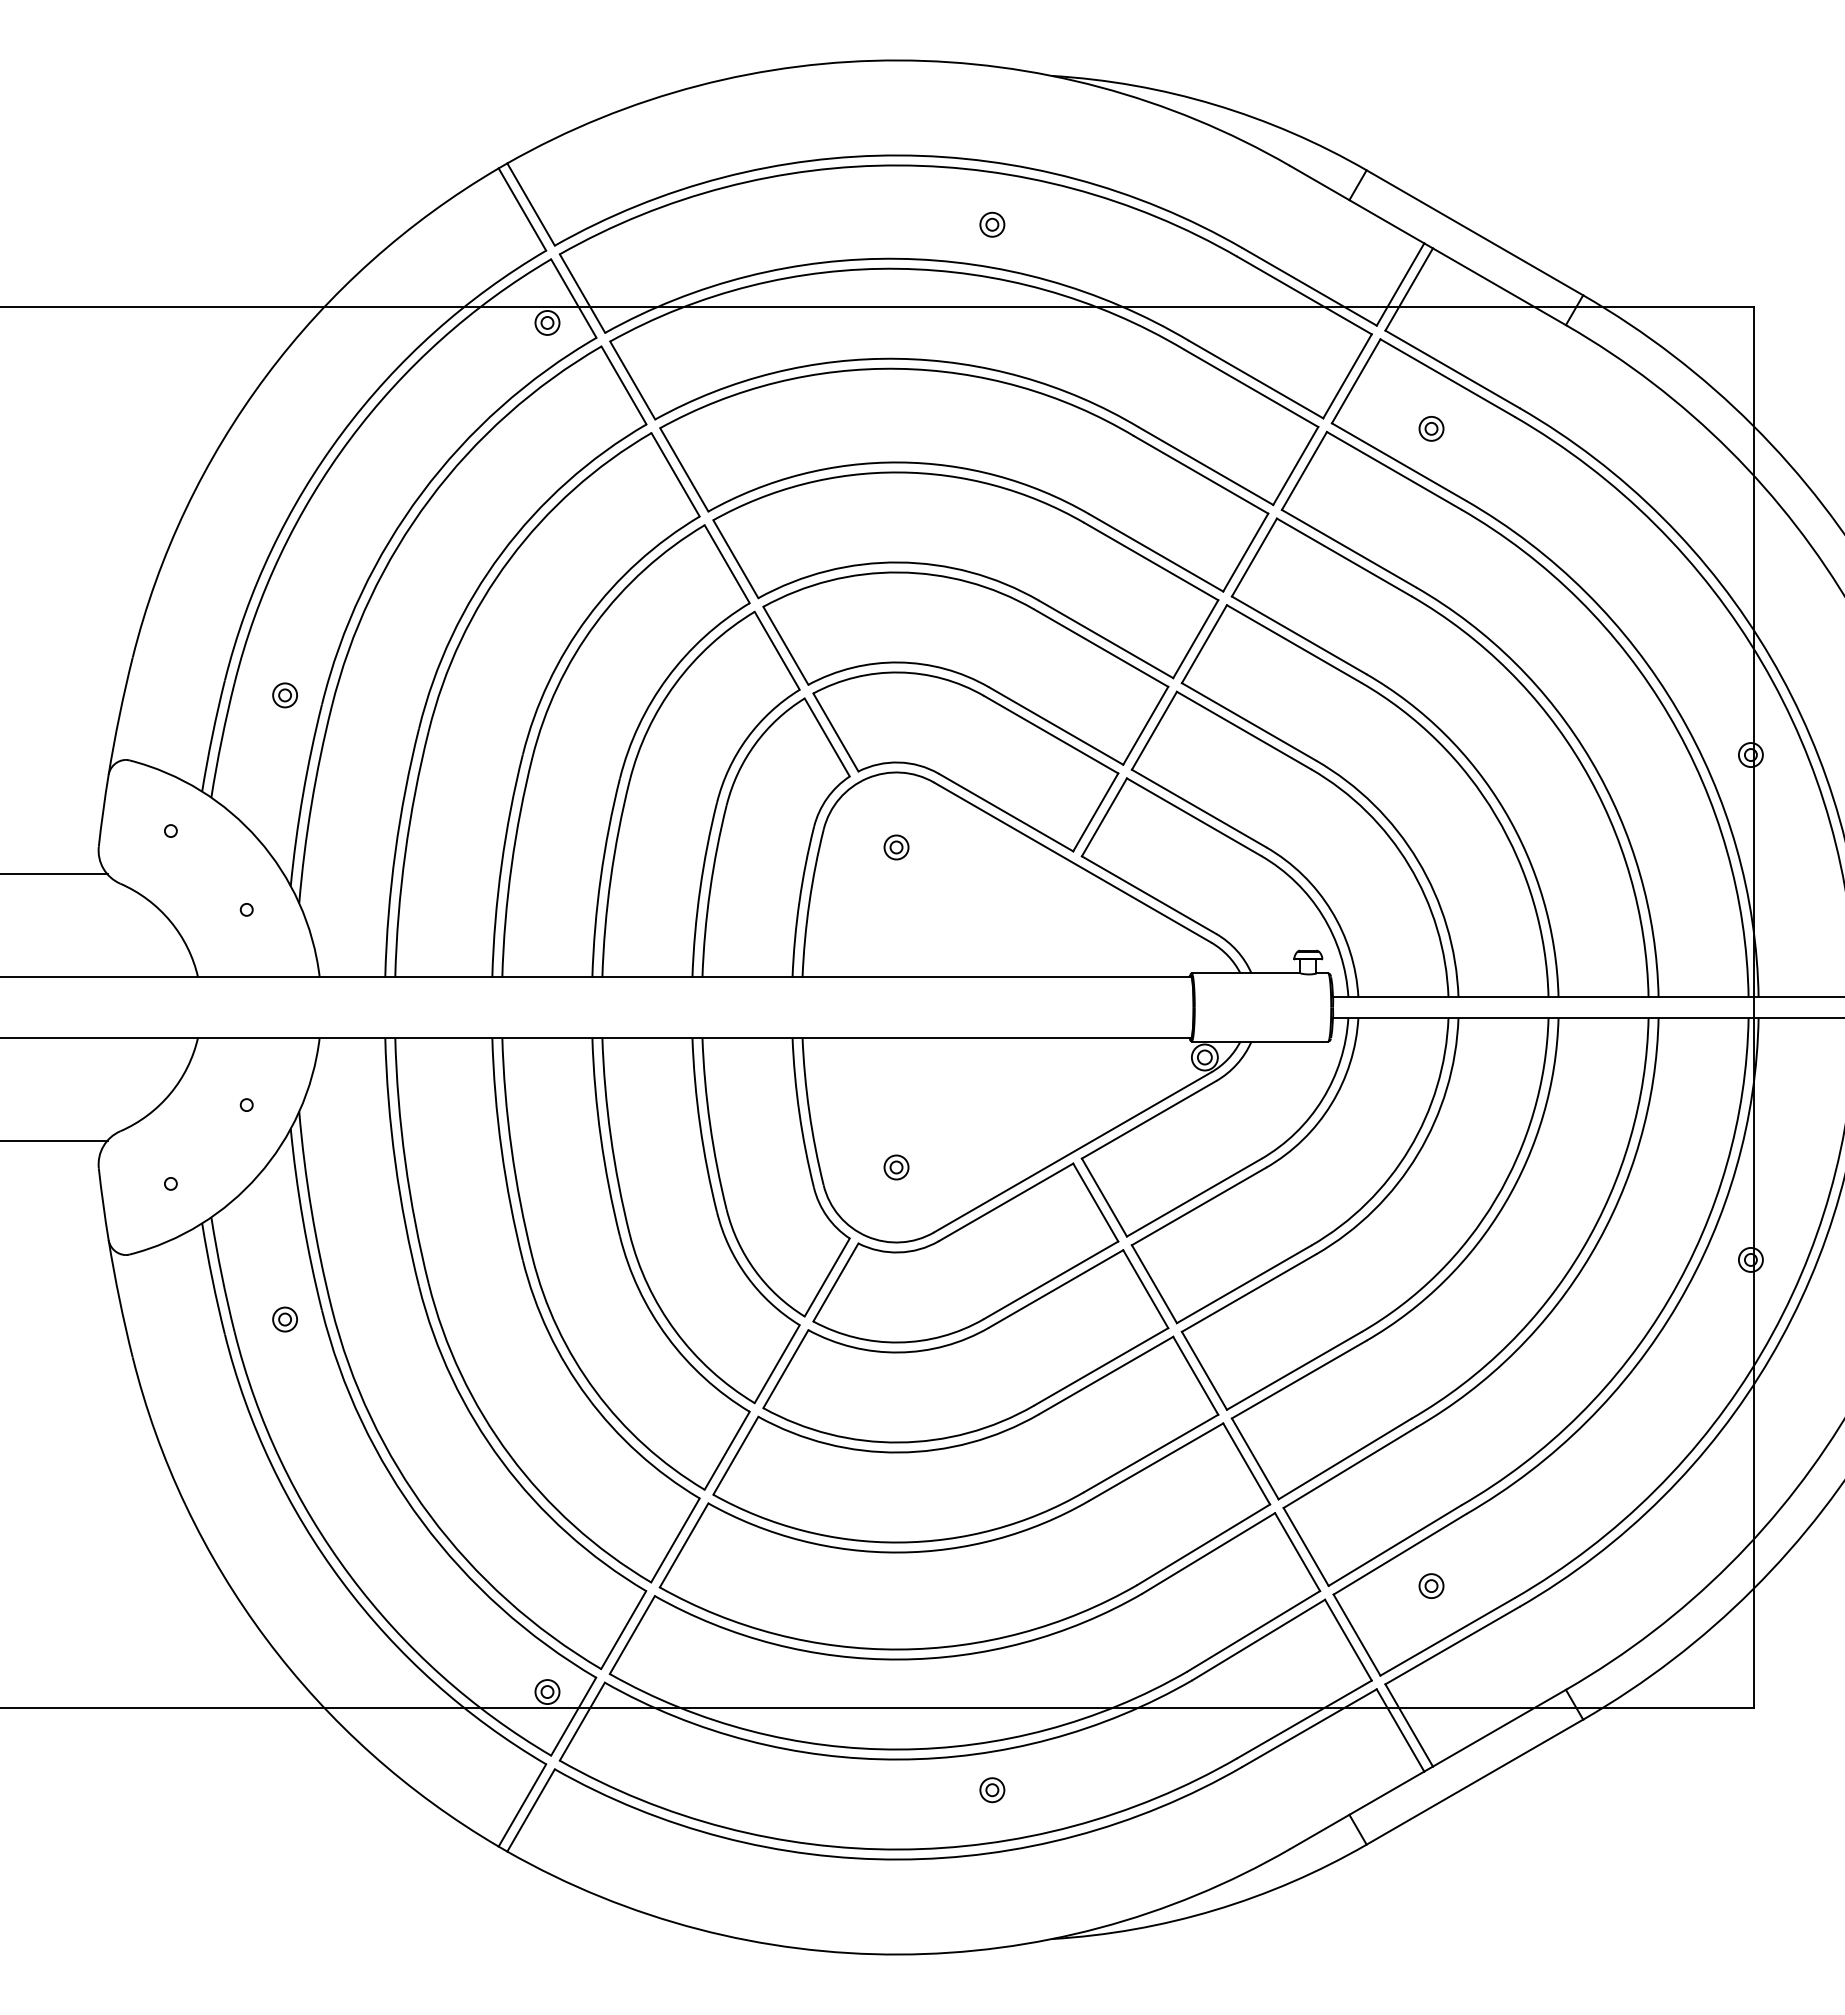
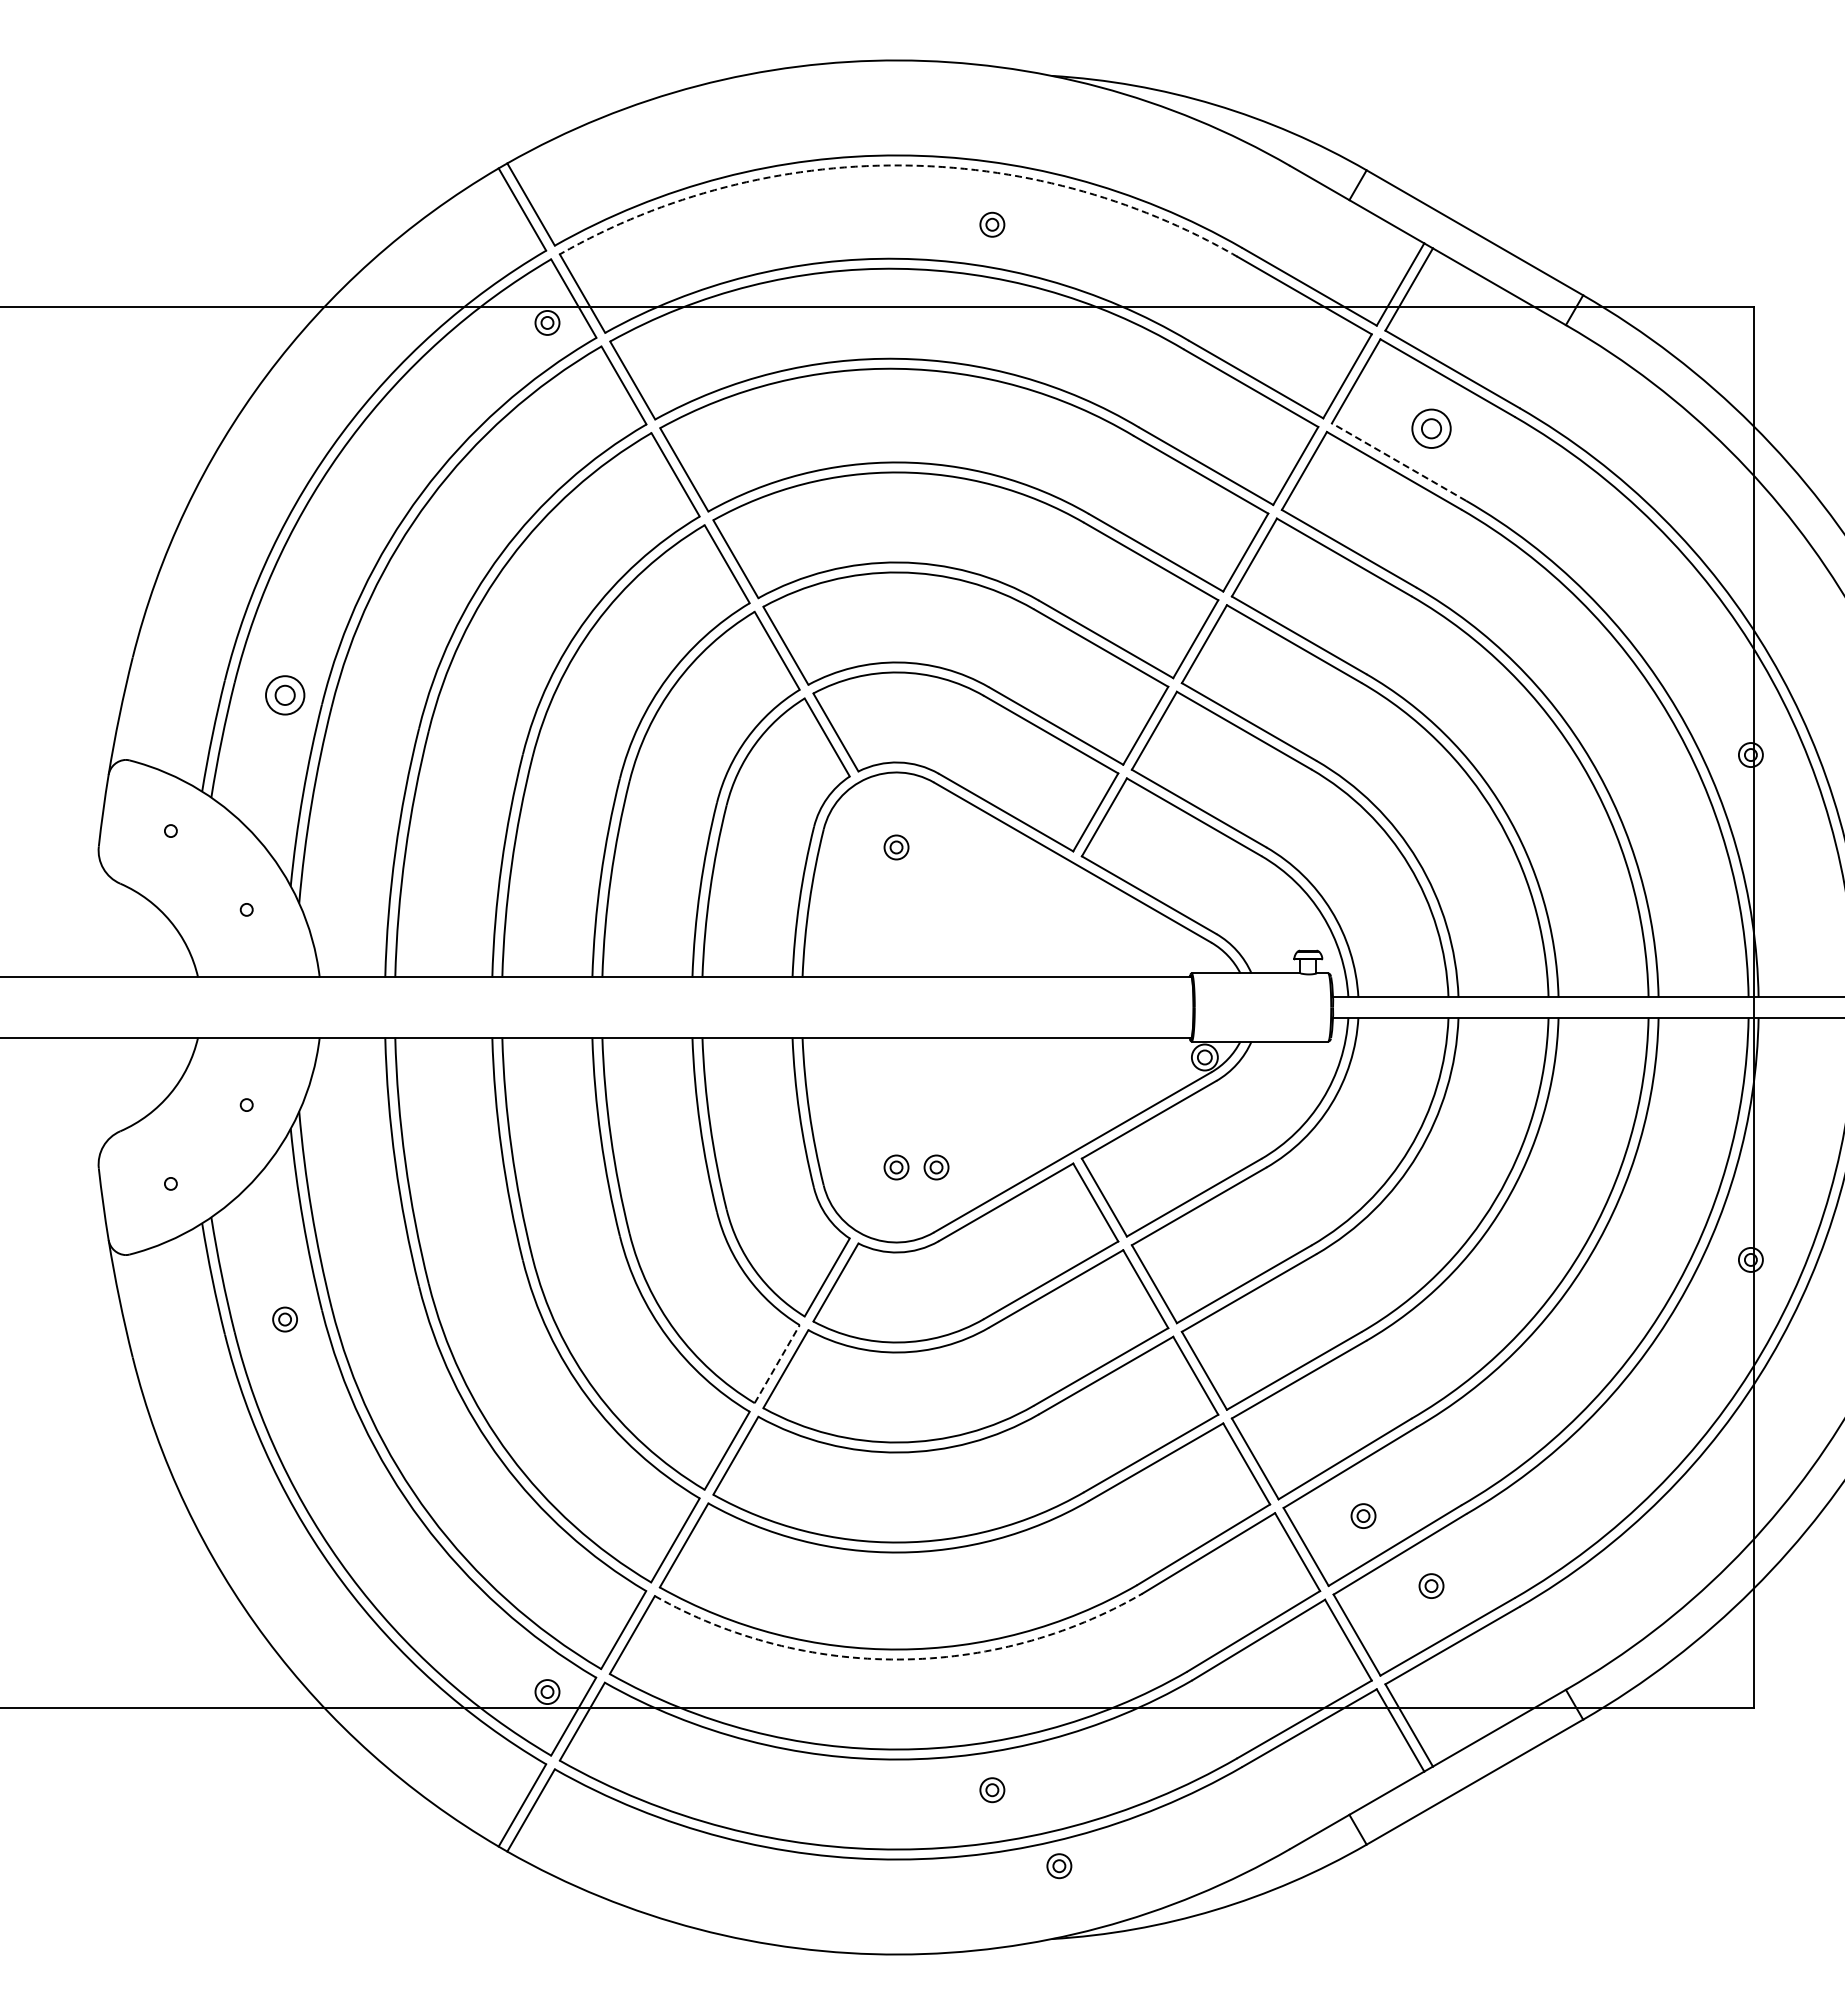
arc: solid -> dashed (899, 165)
part size: 27x26 px -> 41x41 px (1431, 428)
line: solid -> dashed (1399, 462)
part size: 26x27 px -> 41x41 px (285, 695)
line: present -> none (54, 874)
line: present -> none (54, 1140)
part: none -> present (936, 1167)
line: solid -> dashed (777, 1363)
part: none -> present (1363, 1515)
arc: solid -> dashed (899, 1659)
part: none -> present (1059, 1866)
